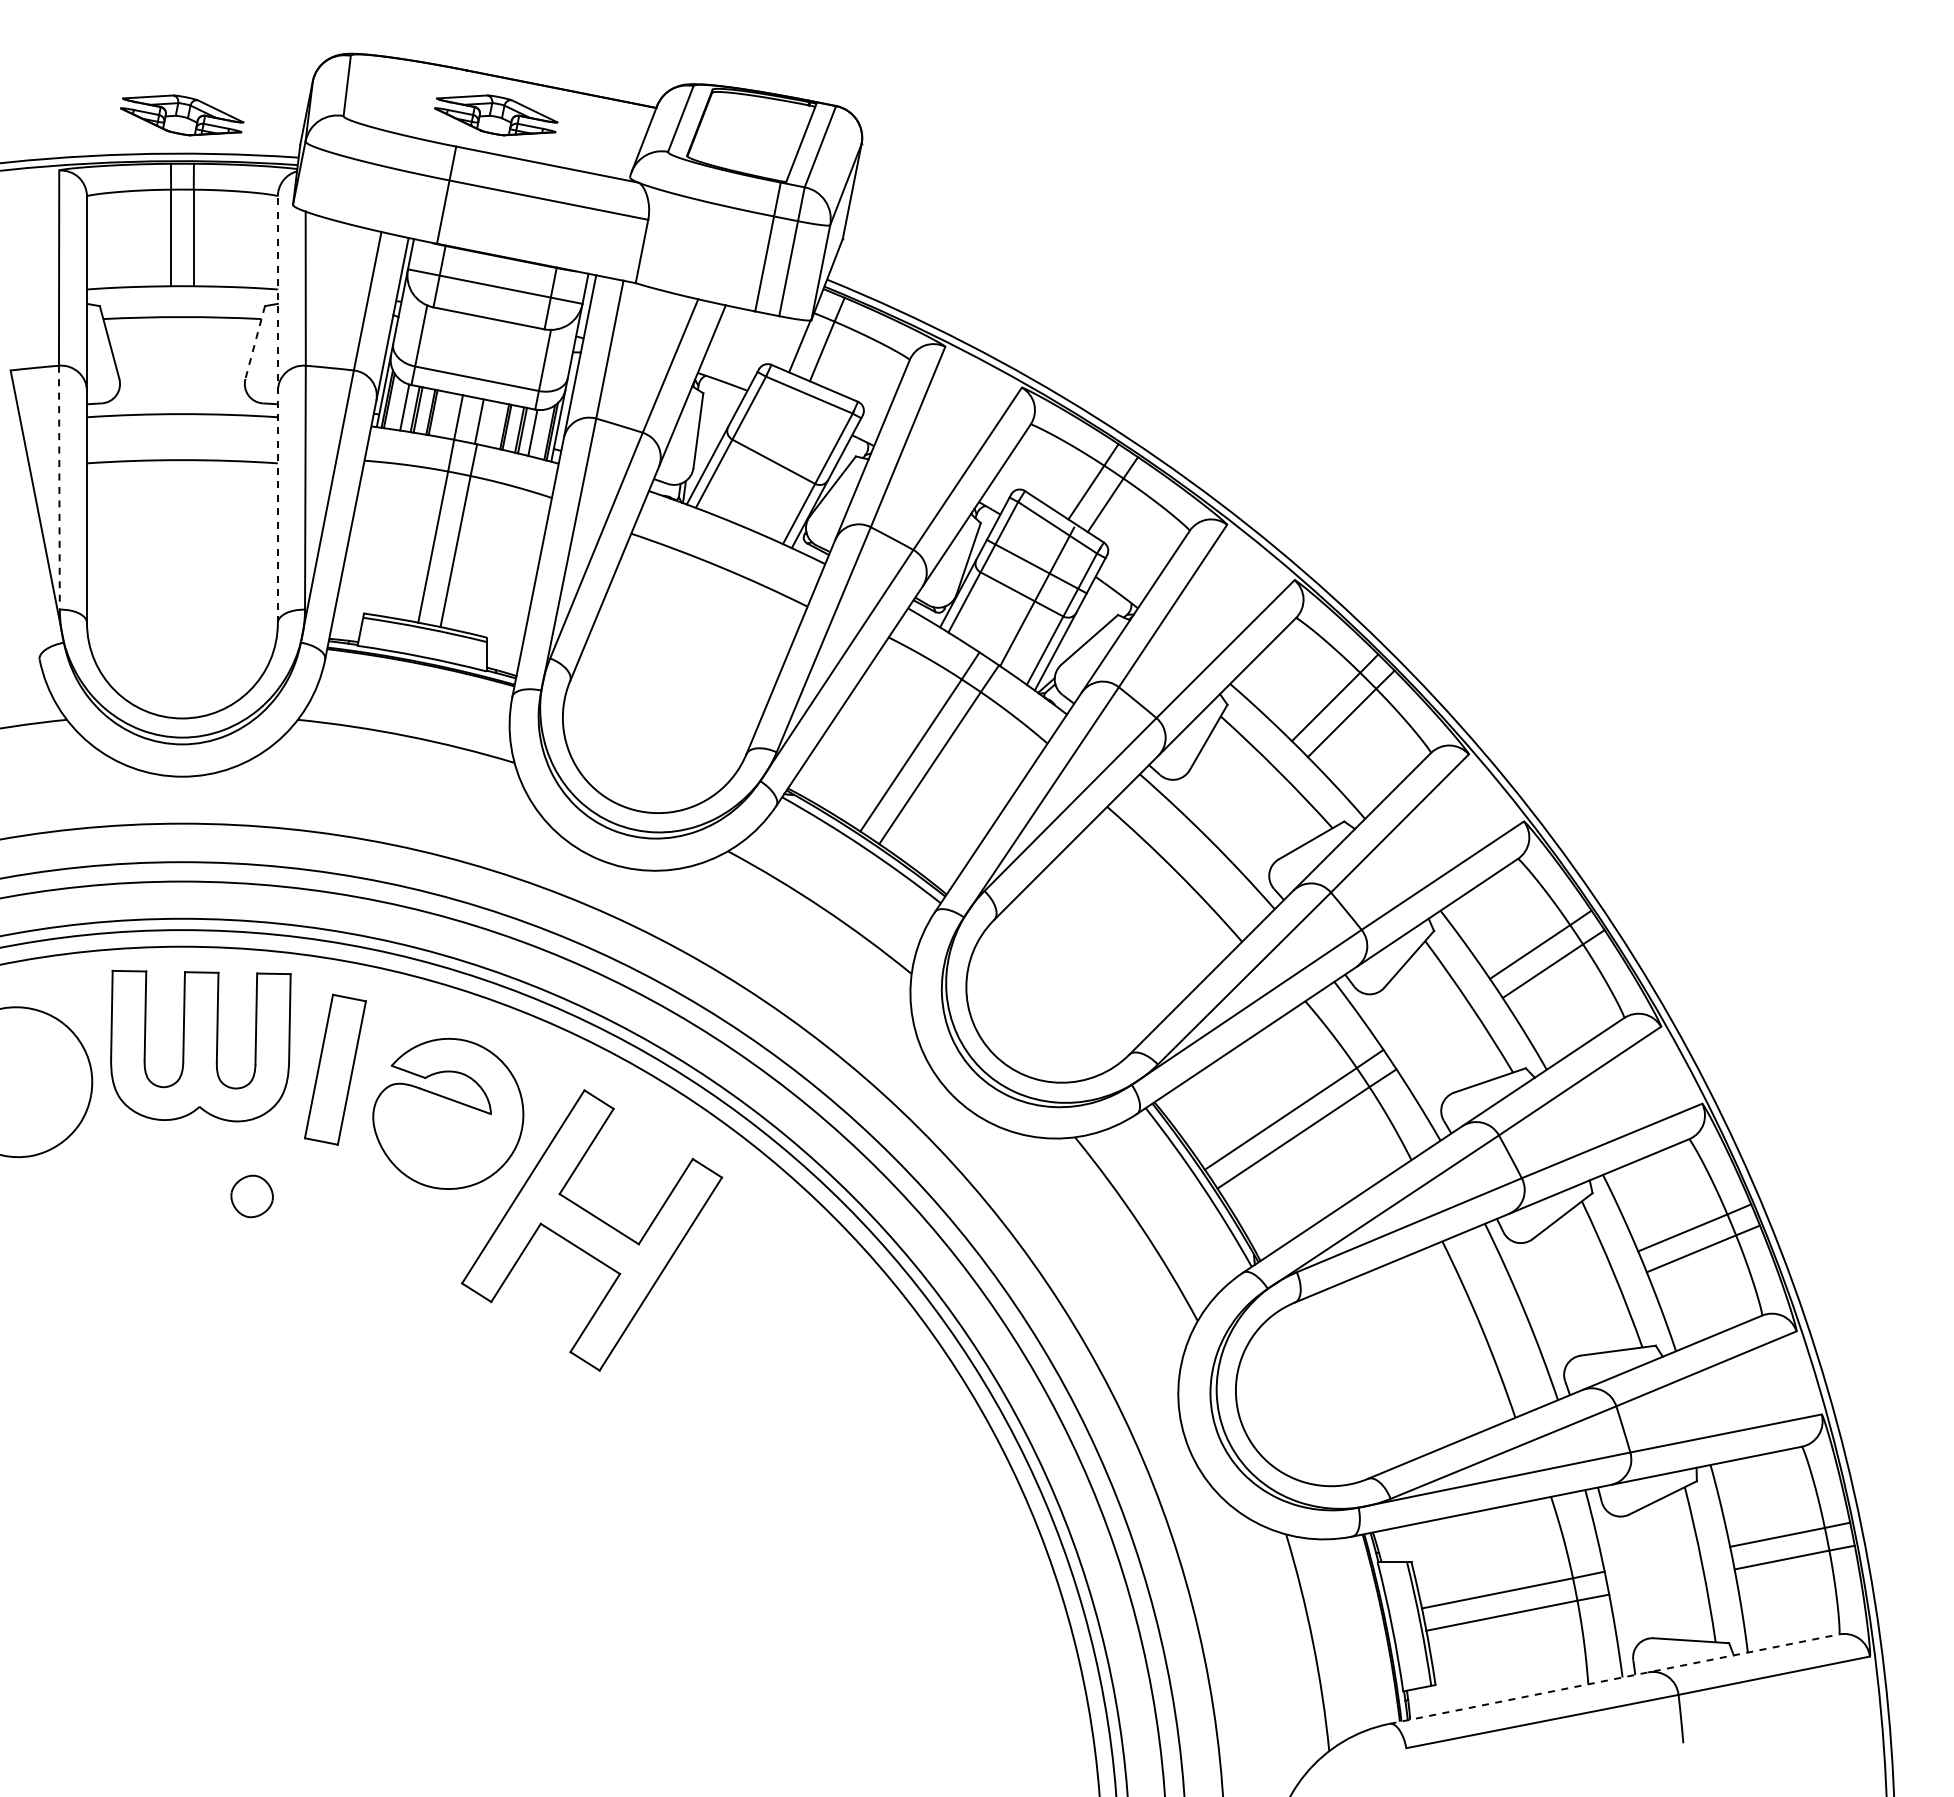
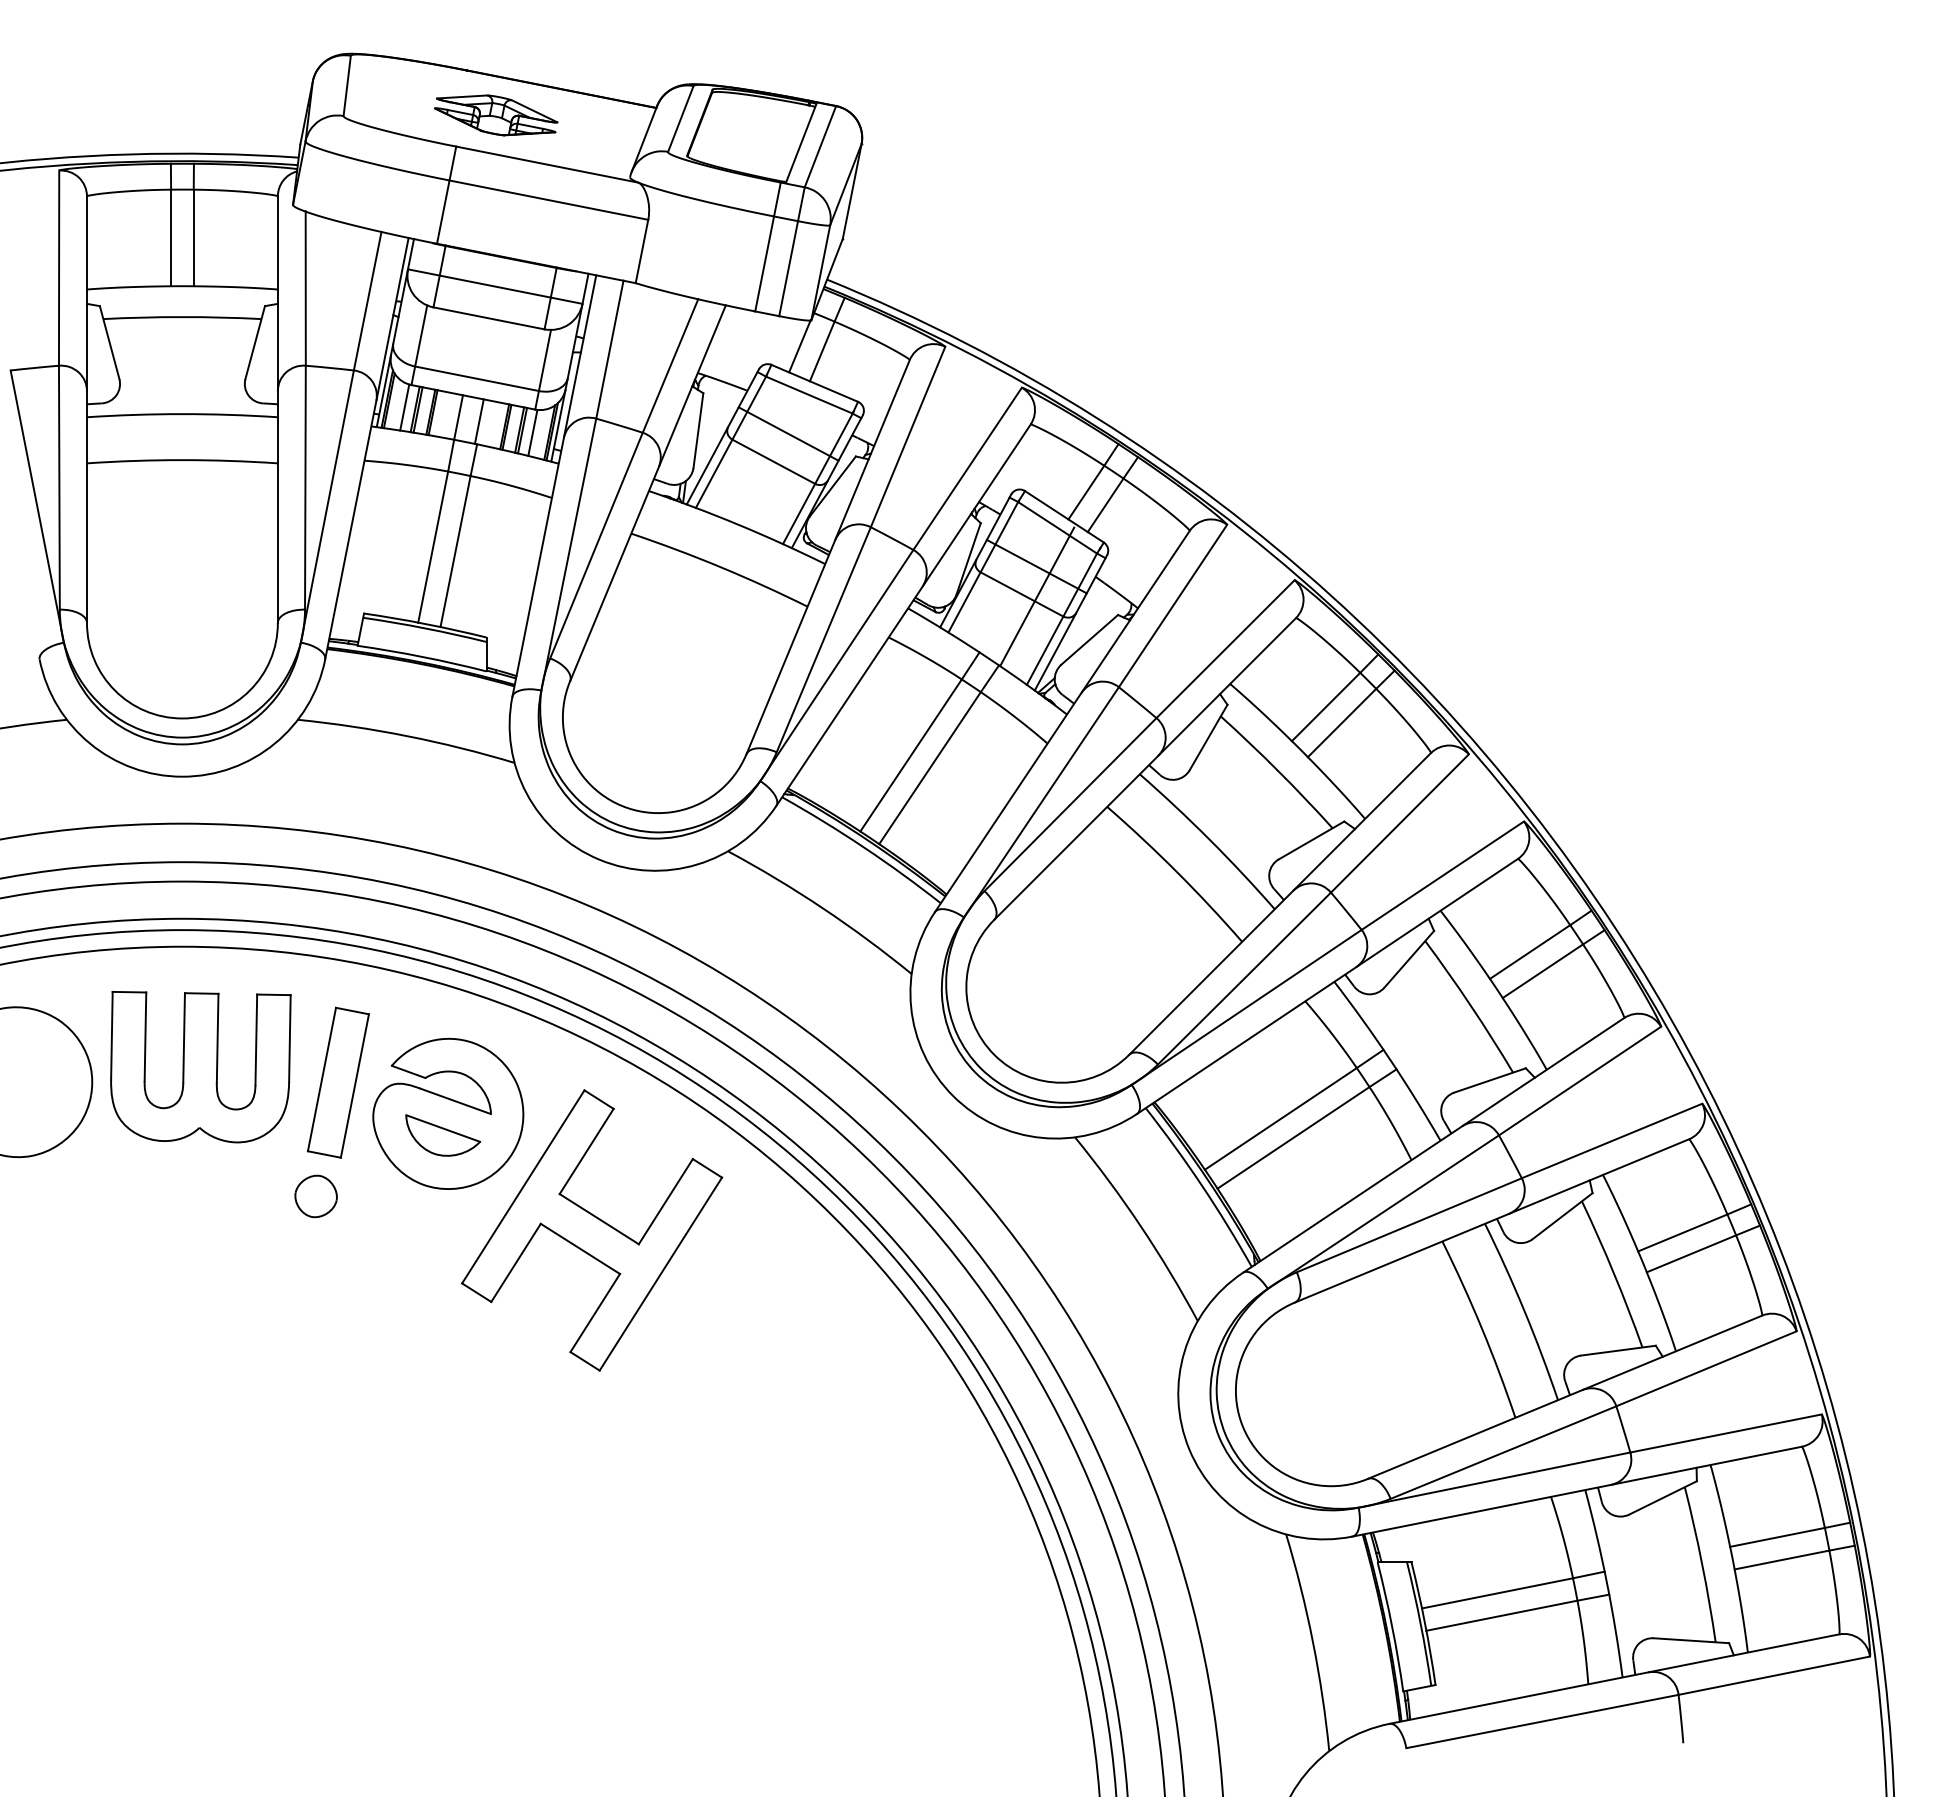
part: present -> none (182, 115)
line: dashed -> solid (255, 342)
line: dashed -> solid (277, 409)
line: none -> present (788, 433)
line: dashed -> solid (59, 487)
part position: (200, 1046) -> (200, 1067) (200, 1067)
part position: (334, 1069) -> (337, 1082) (337, 1082)
part: none -> present (443, 1135)
part position: (251, 1196) -> (315, 1196) (315, 1196)
line: dashed -> solid (1614, 1679)
